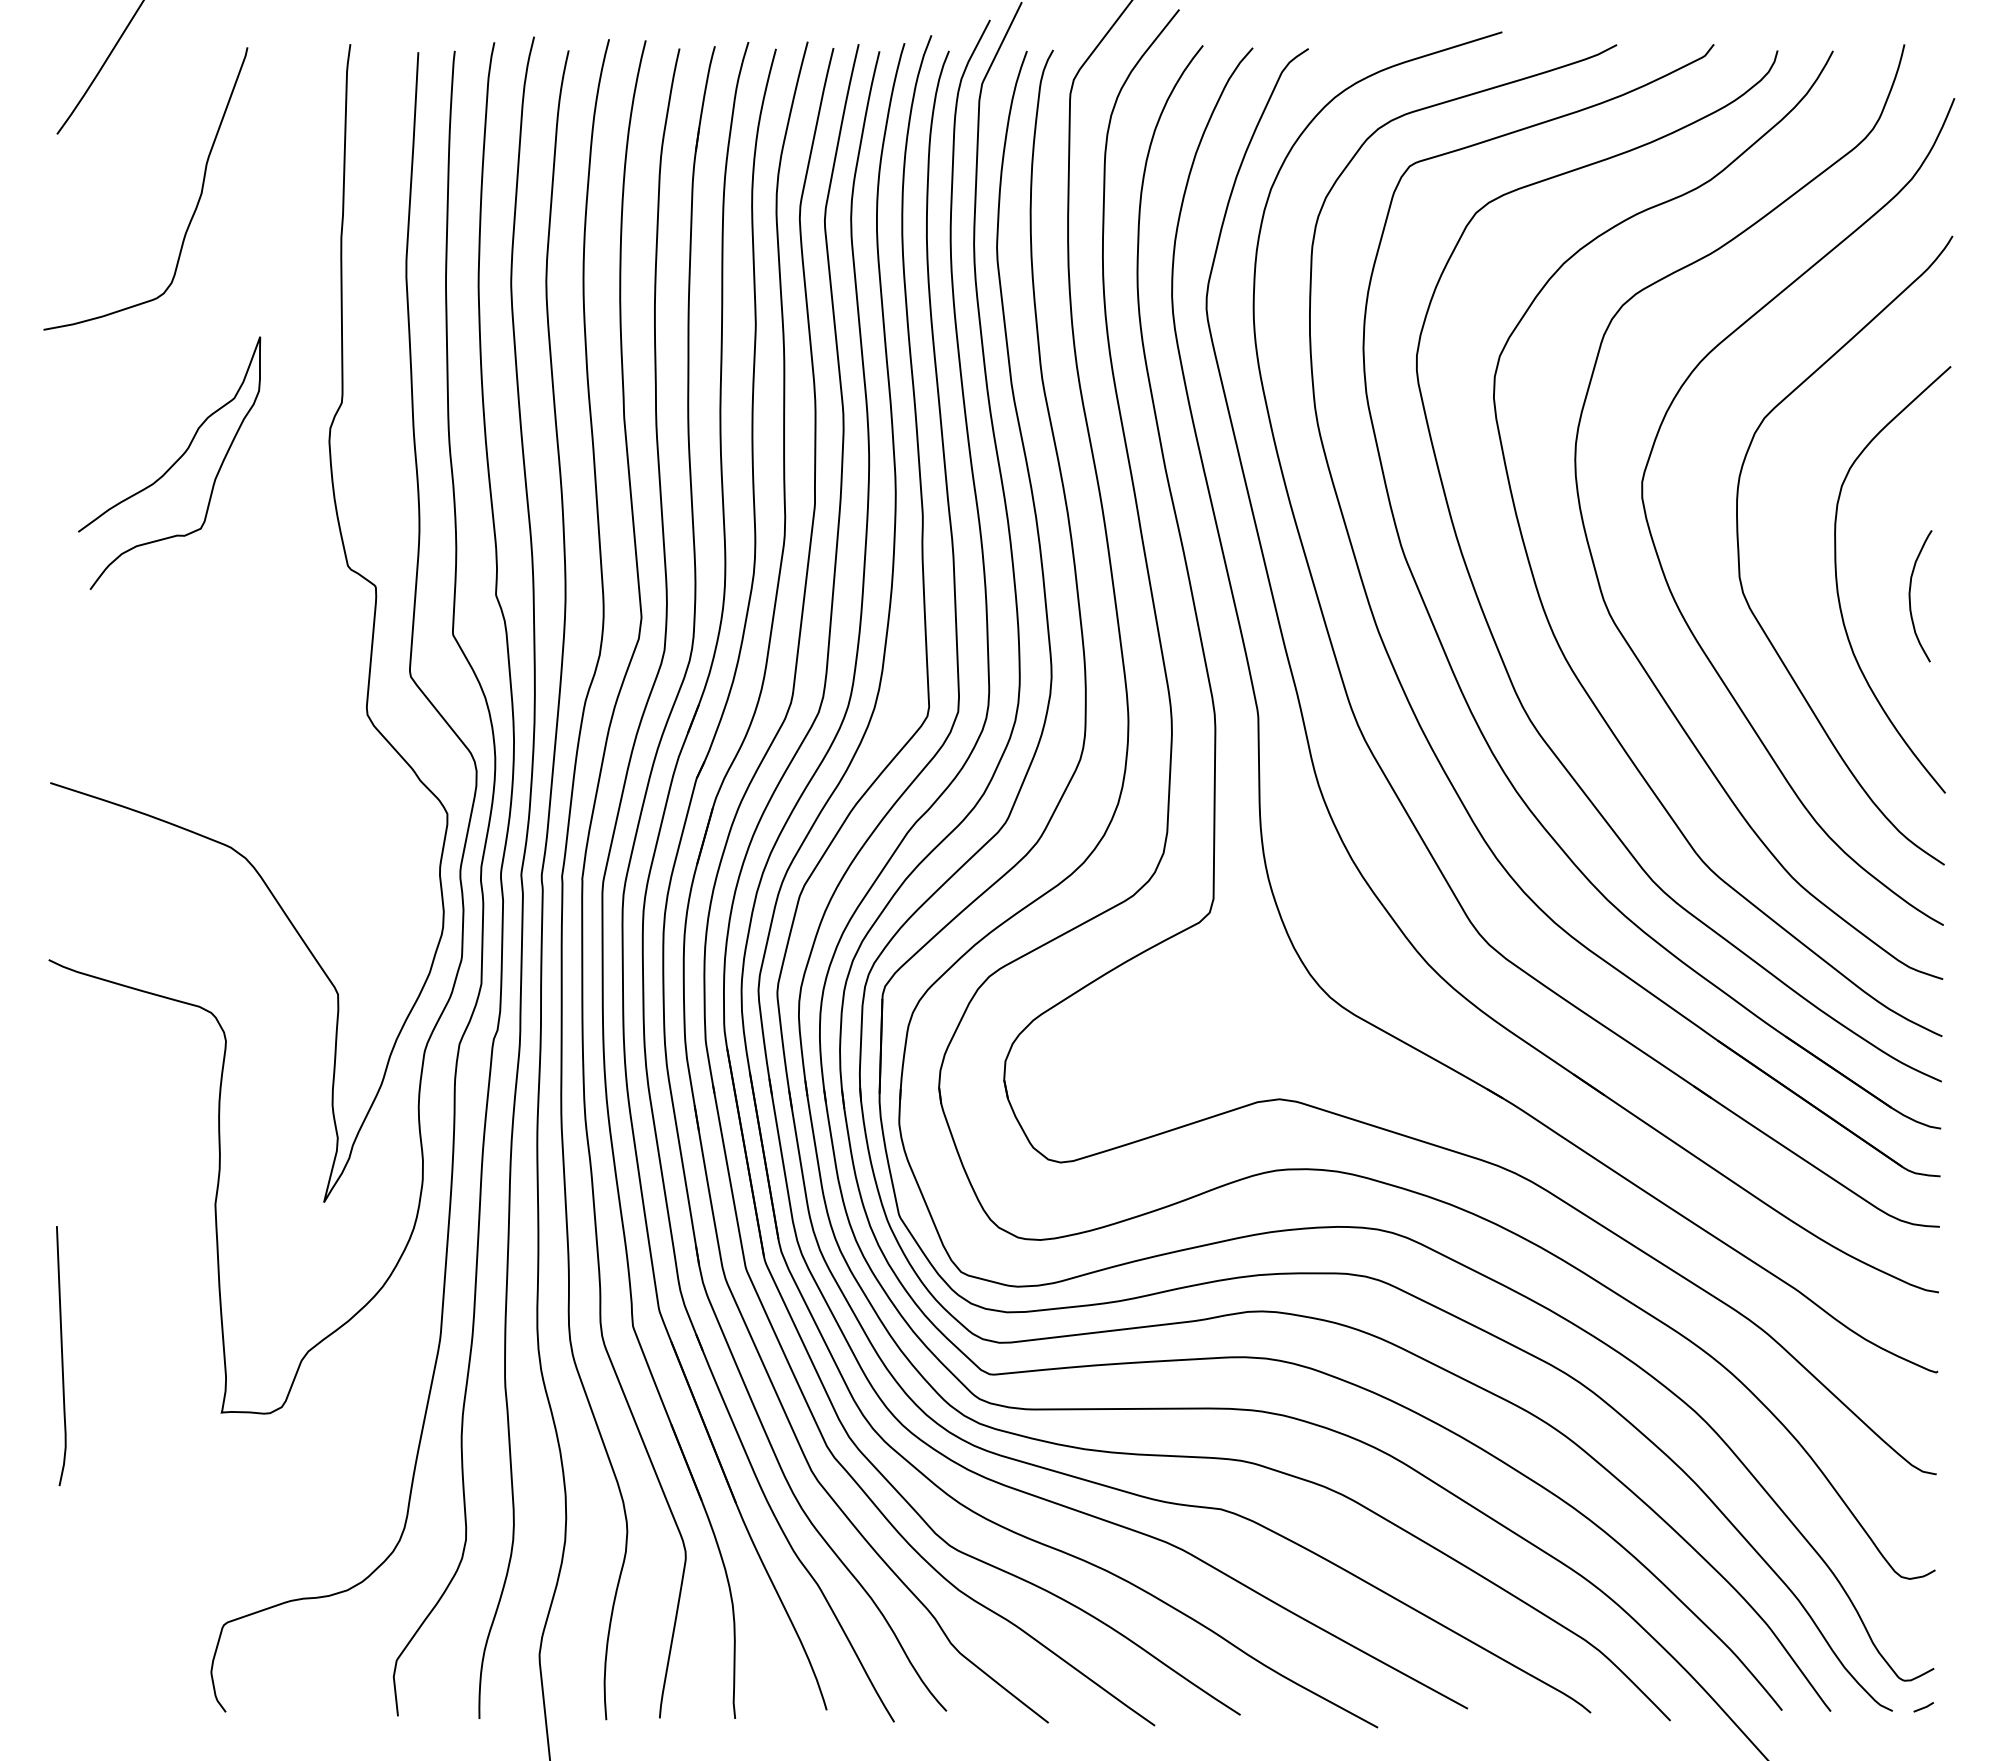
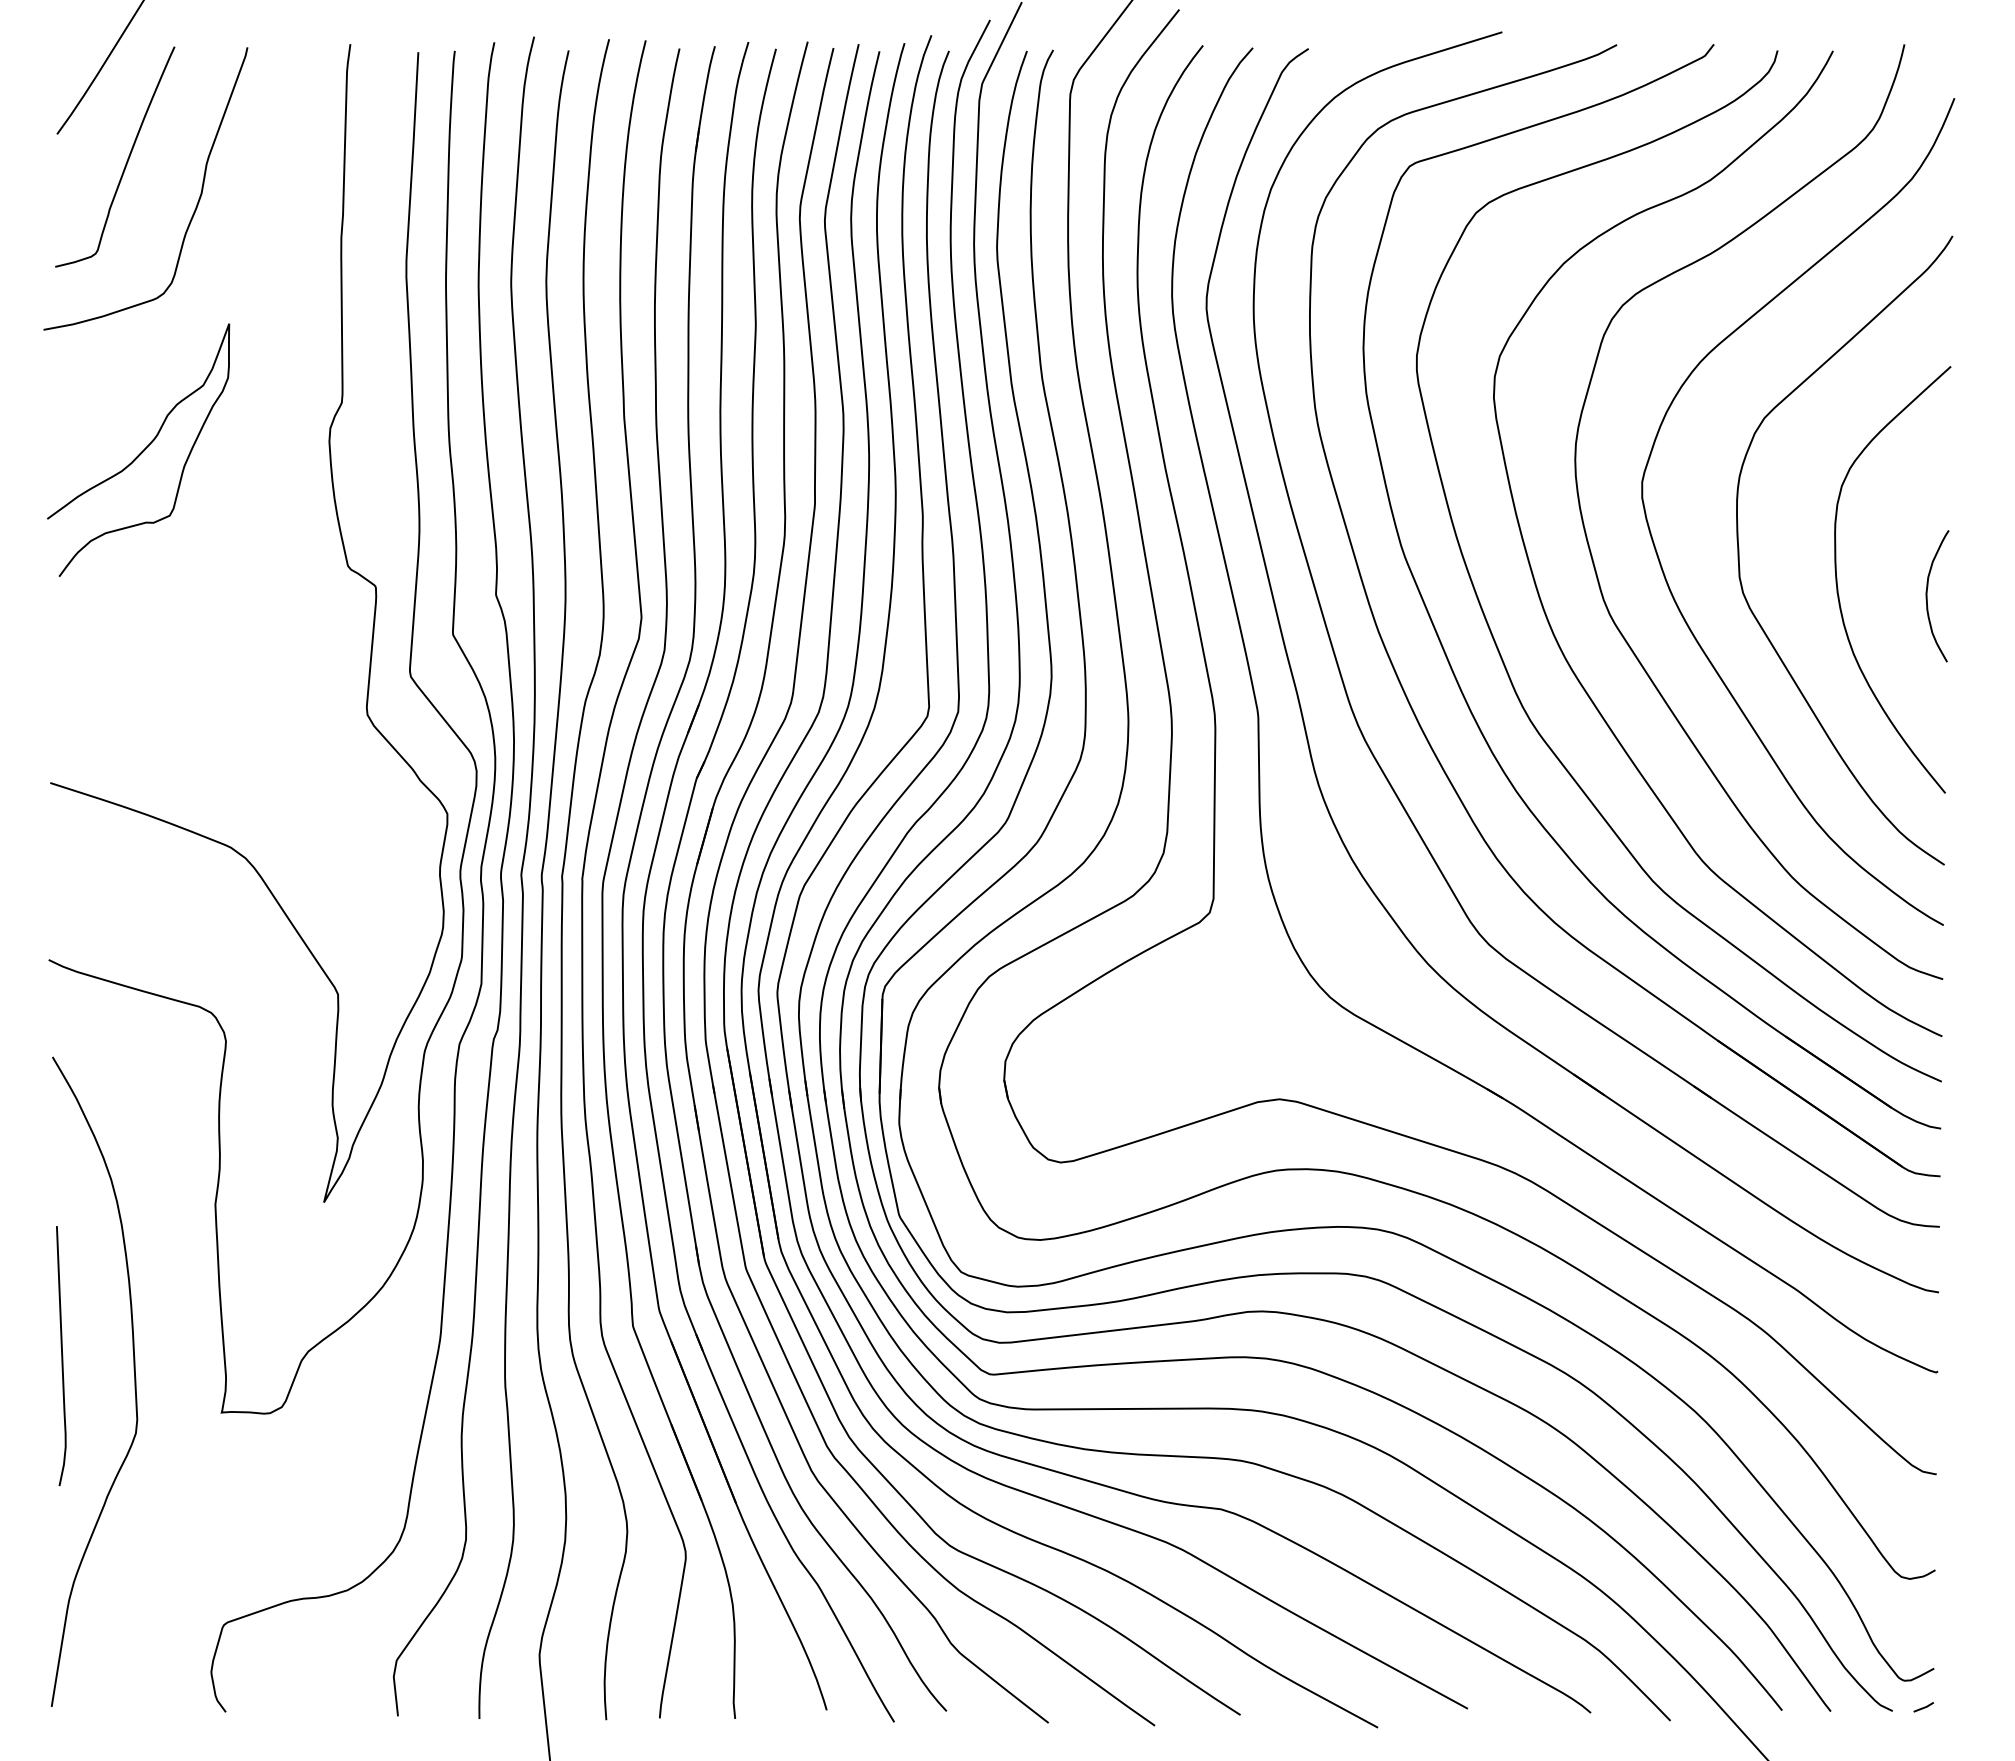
curve: none -> present (126, 161)
curve position: (172, 464) -> (141, 451) (141, 451)
curve position: (1910, 596) -> (1927, 596) (1927, 596)
curve: none -> present (134, 1381)
